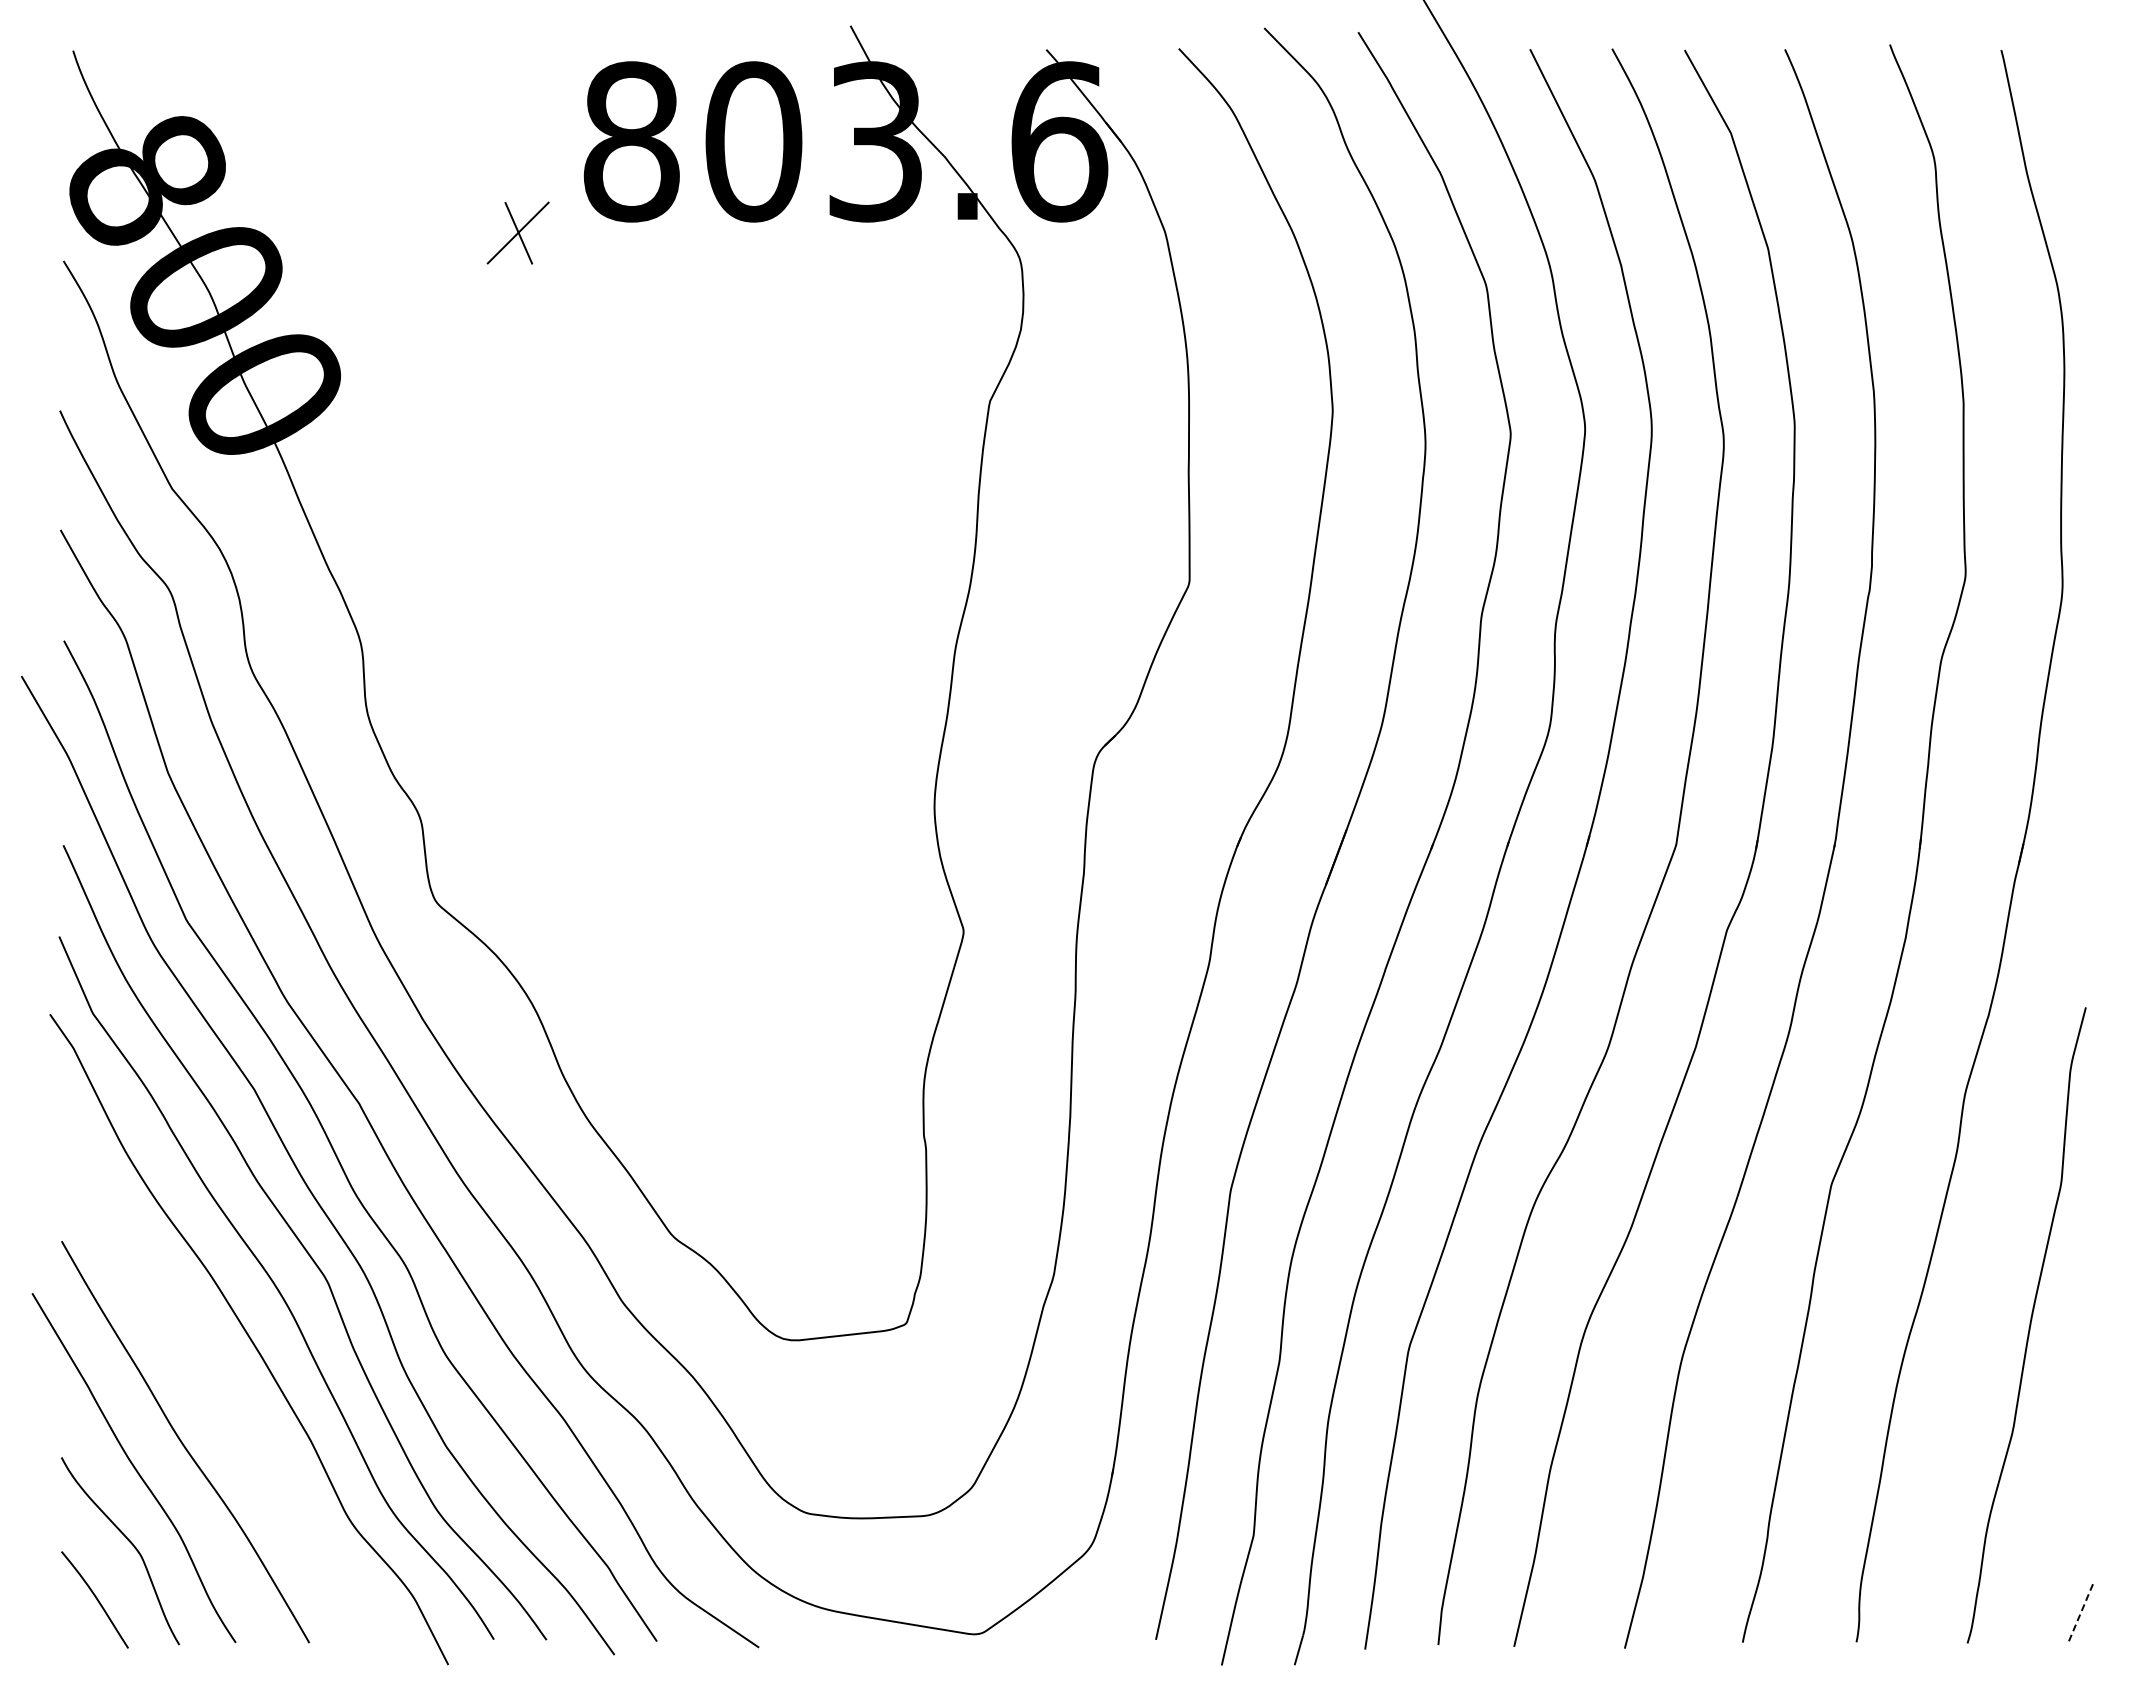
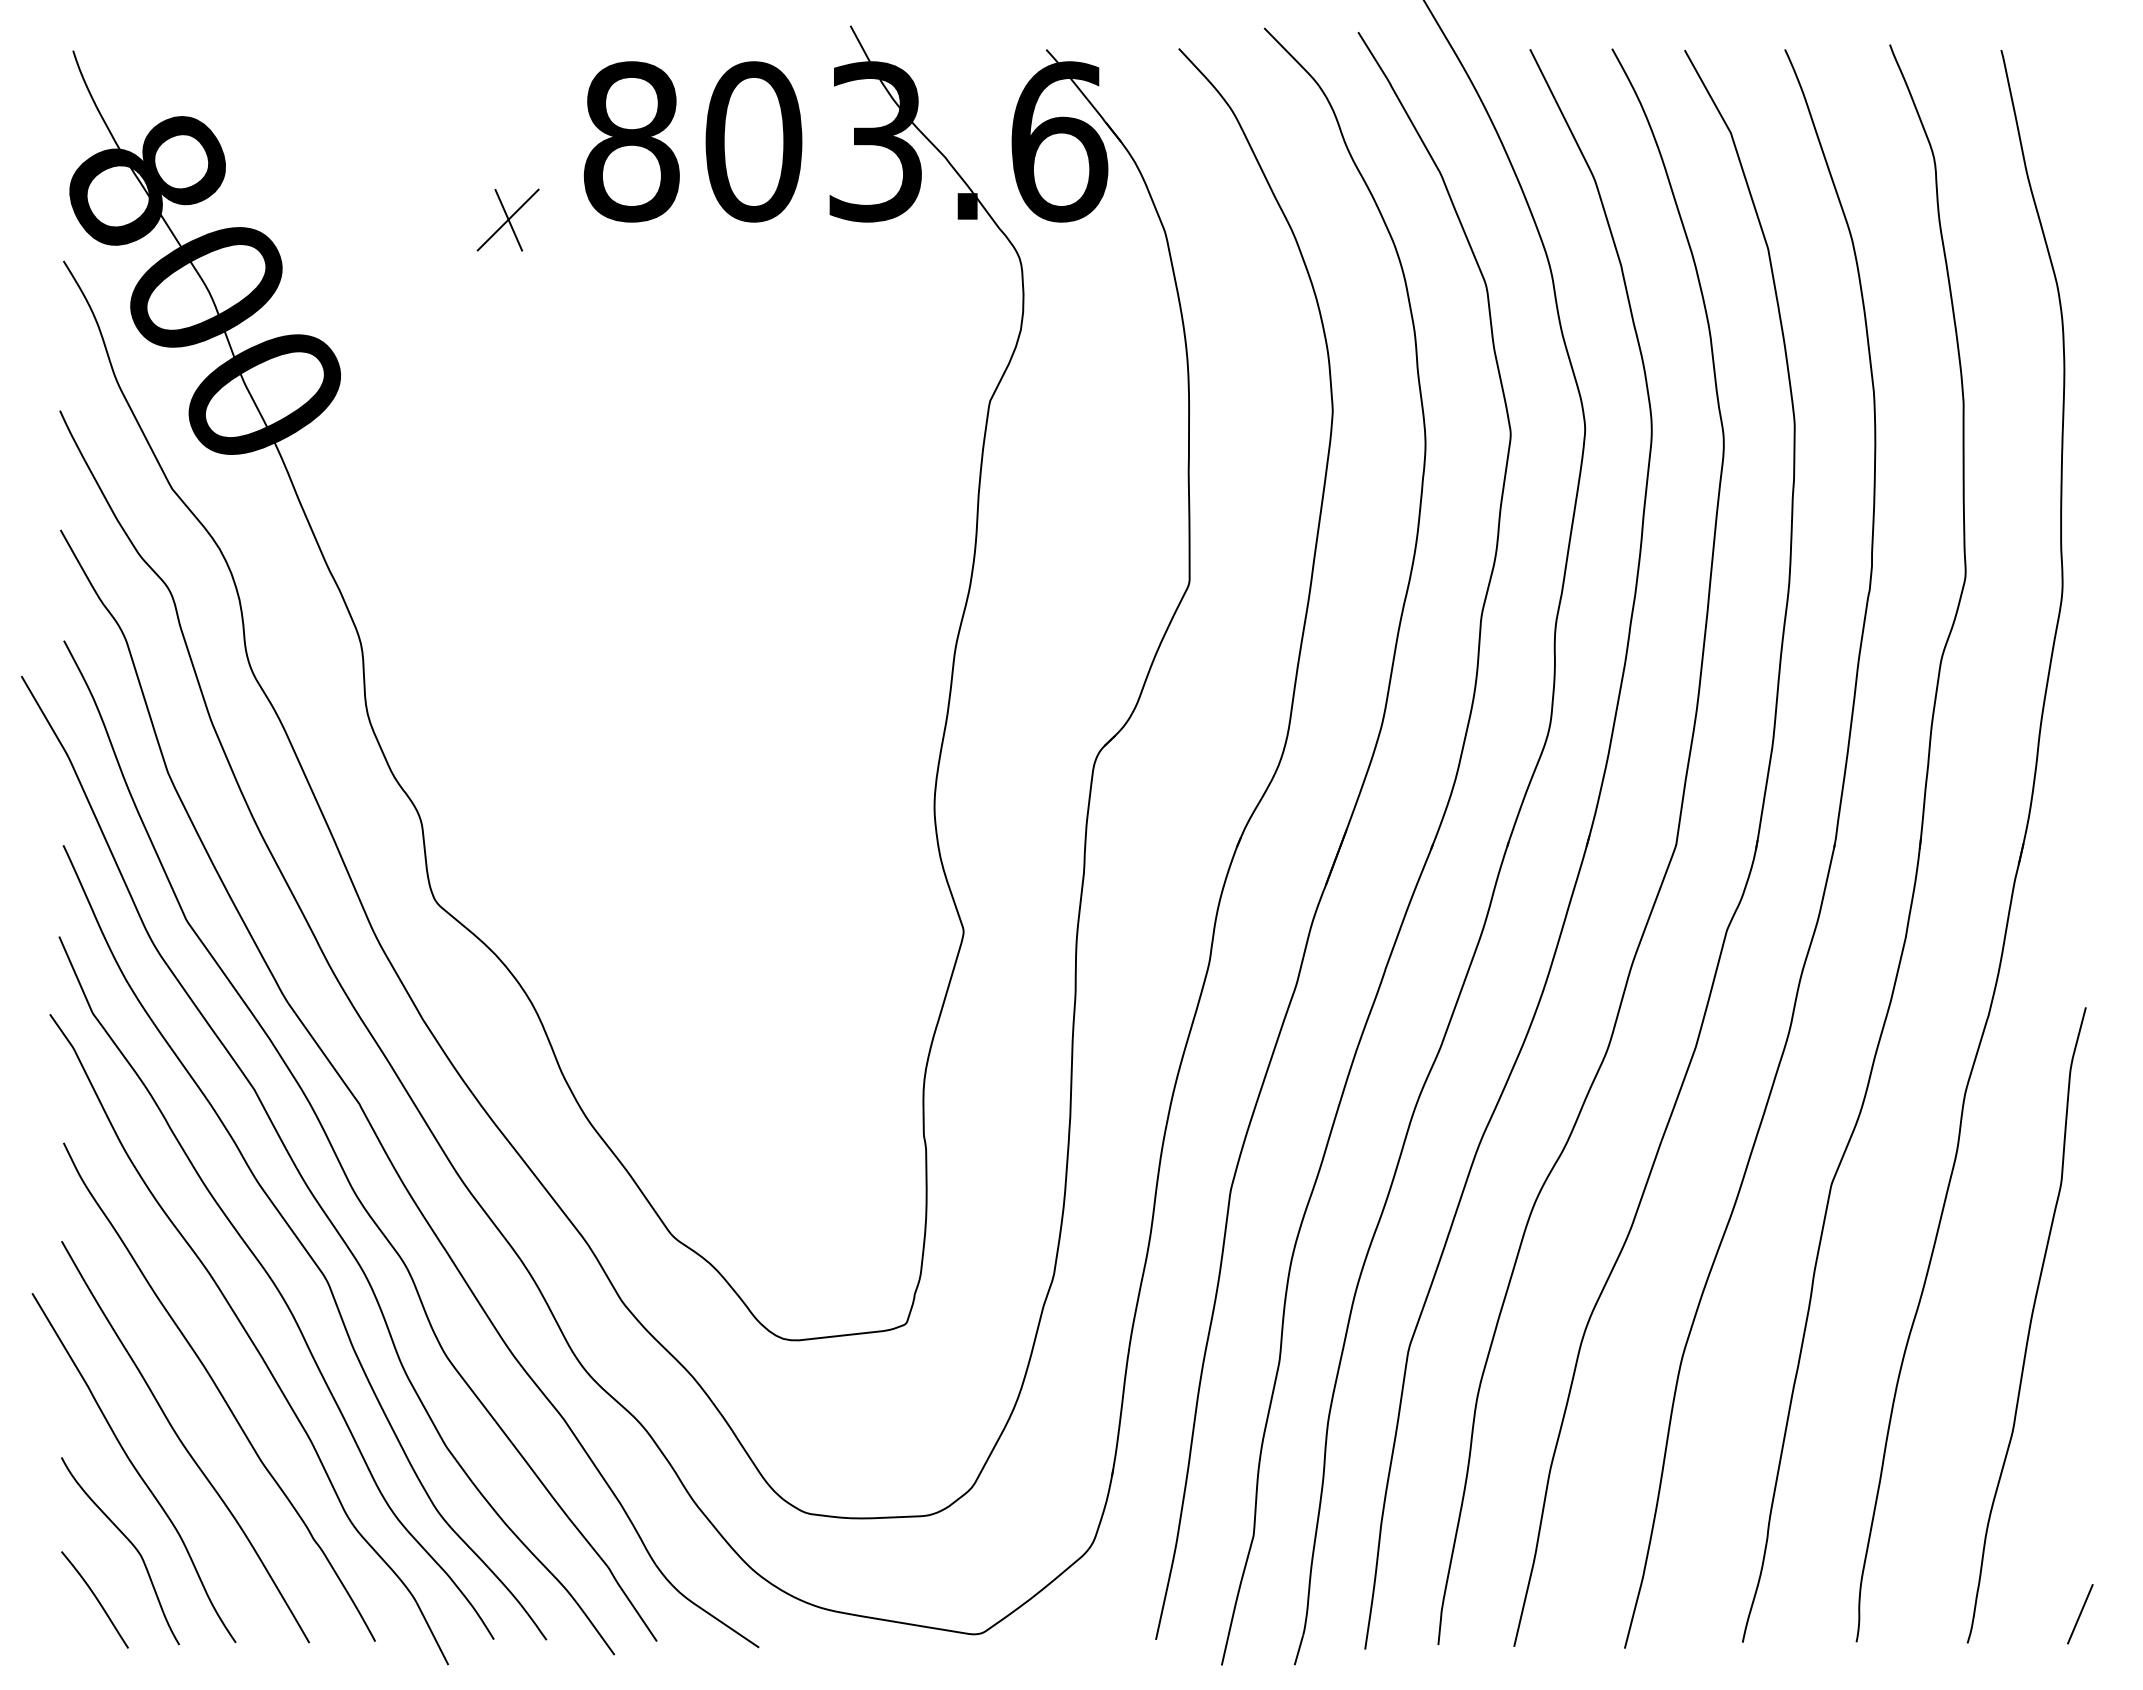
part position: (517, 232) -> (507, 219) (507, 219)
curve: none -> present (219, 1391)
line: dashed -> solid (2080, 1614)
